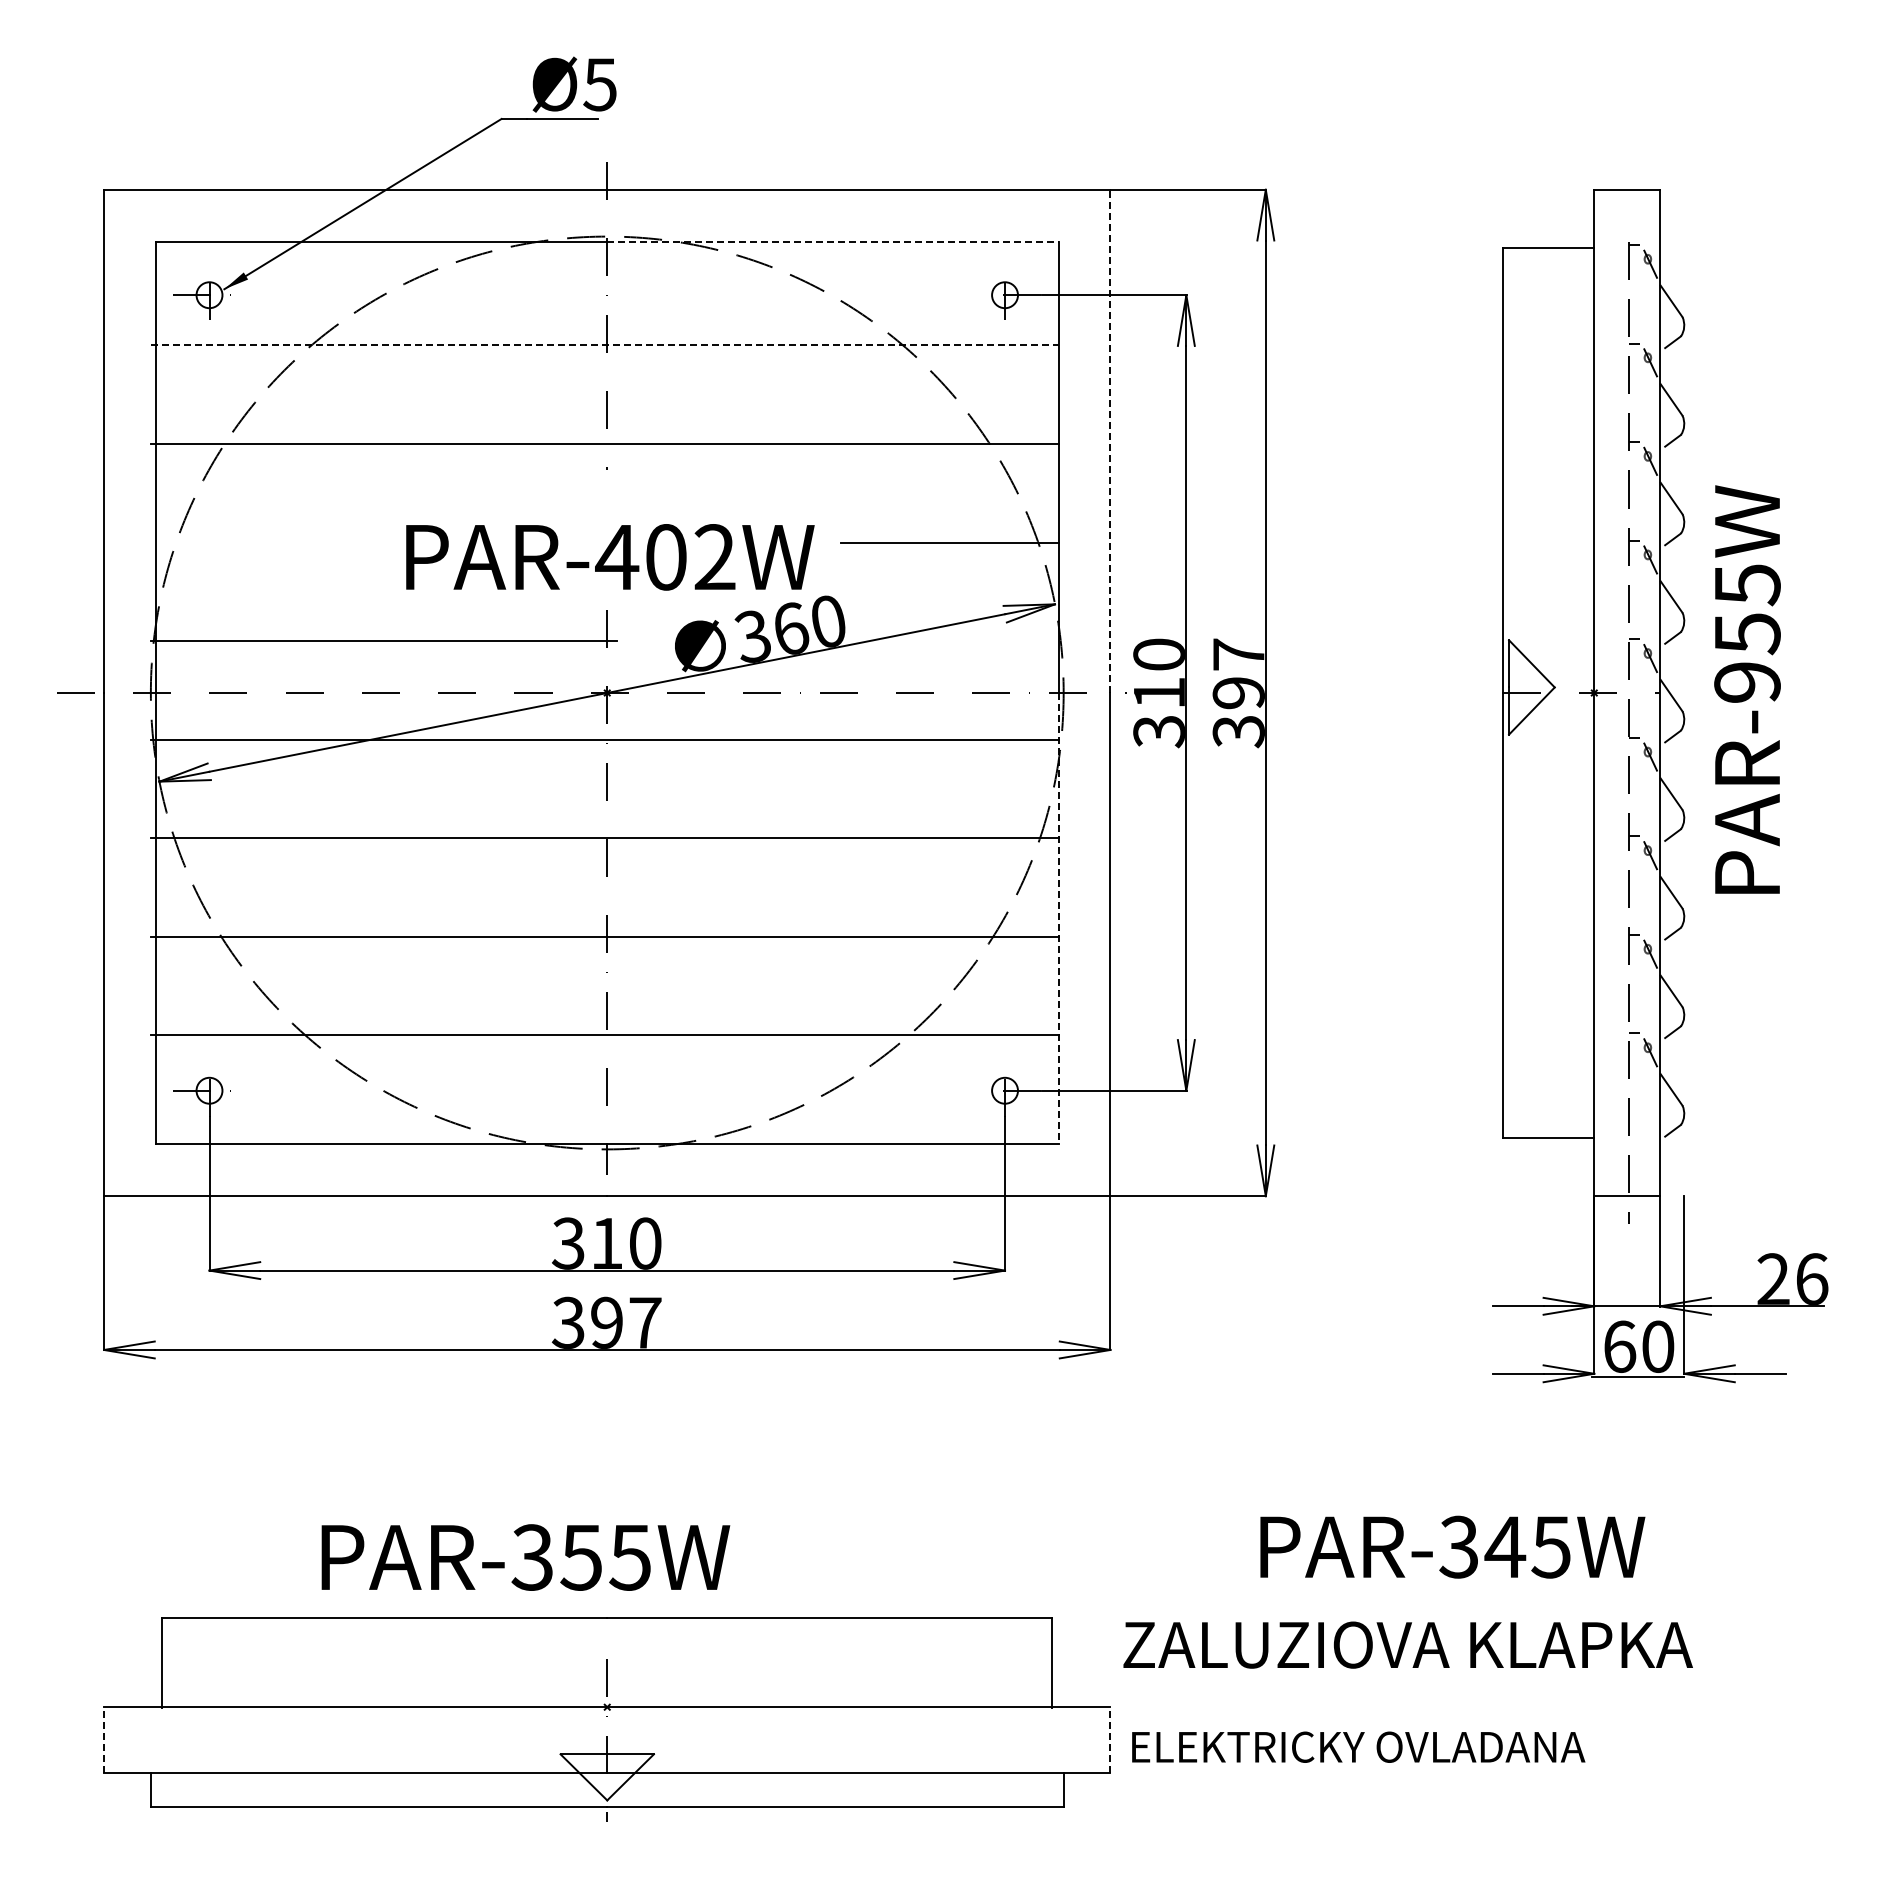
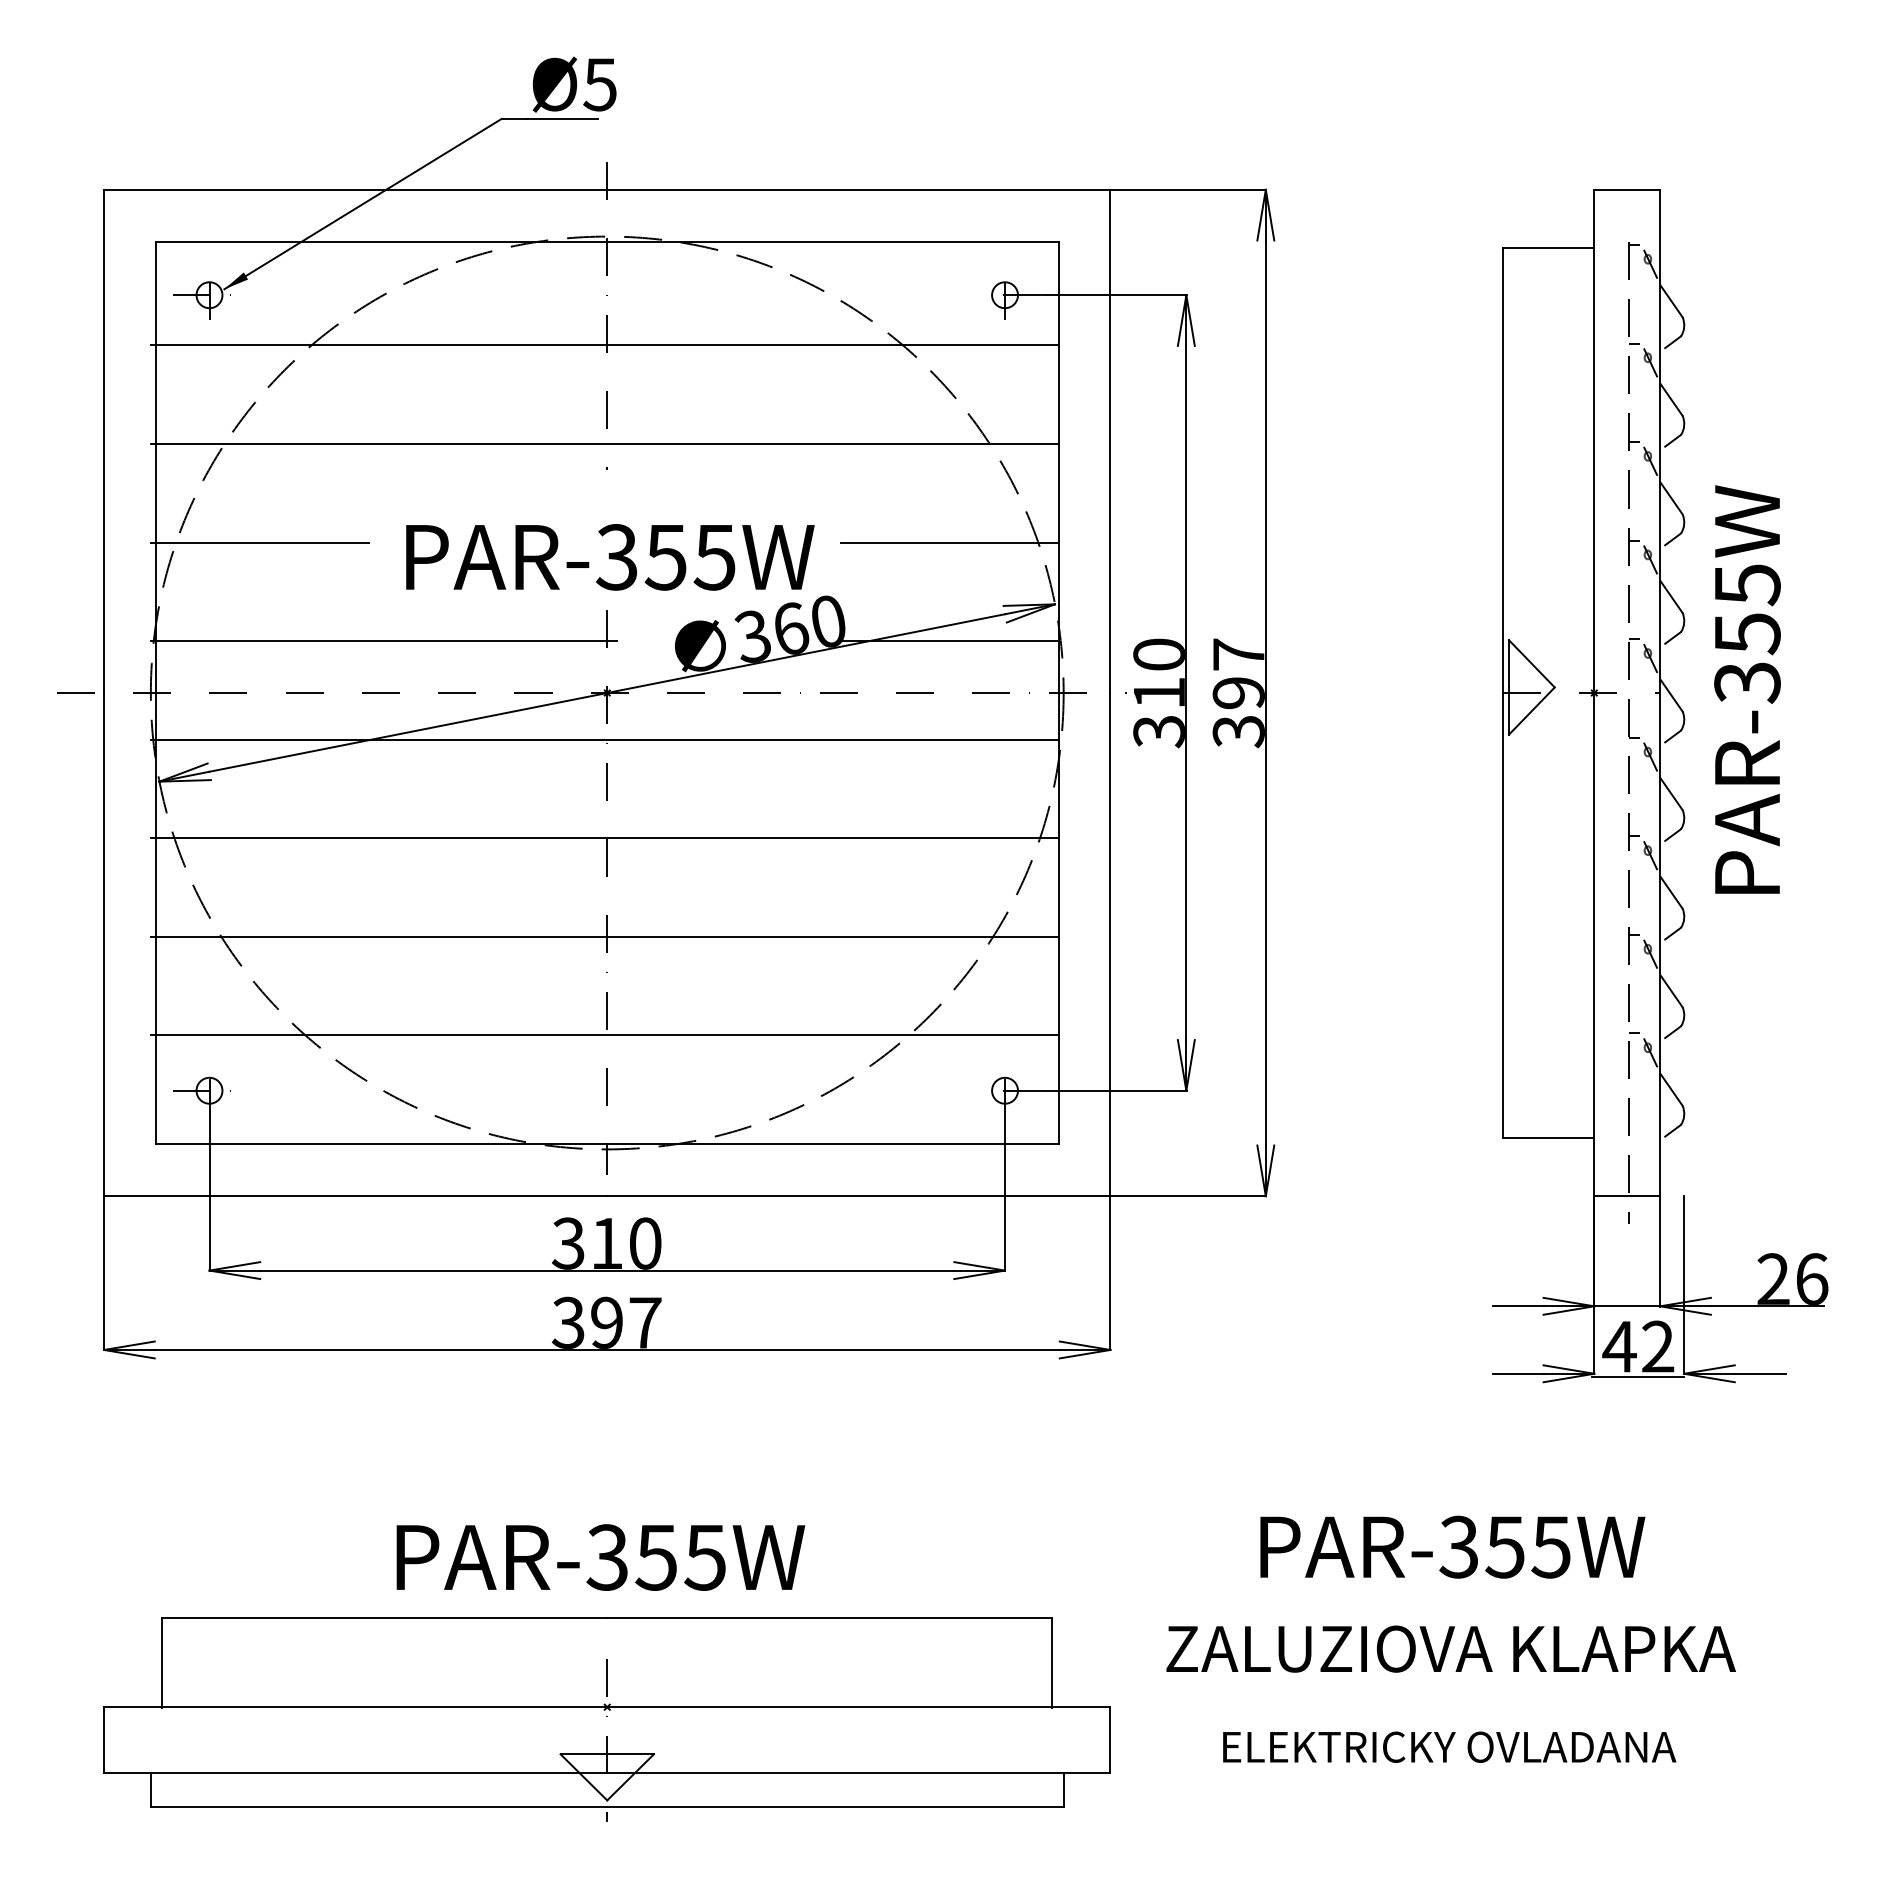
line: dashed -> solid (832, 241)
line: dashed -> solid (604, 345)
line: dashed -> solid (1110, 441)
line: none -> present (259, 542)
text: PAR-402W -> PAR-355W (665, 557)
line: none -> present (950, 641)
text: PAR-955W -> PAR-355W (1747, 682)
line: dashed -> solid (1058, 918)
text: 60 -> 42 (1638, 1346)
text: PAR-345W -> PAR-355W (1505, 1547)
text position: (525, 1557) -> (600, 1557) (600, 1557)
text position: (1407, 1644) -> (1450, 1648) (1450, 1648)
line: dashed -> solid (104, 1740)
line: dashed -> solid (1110, 1740)
text position: (1358, 1746) -> (1449, 1746) (1449, 1746)
